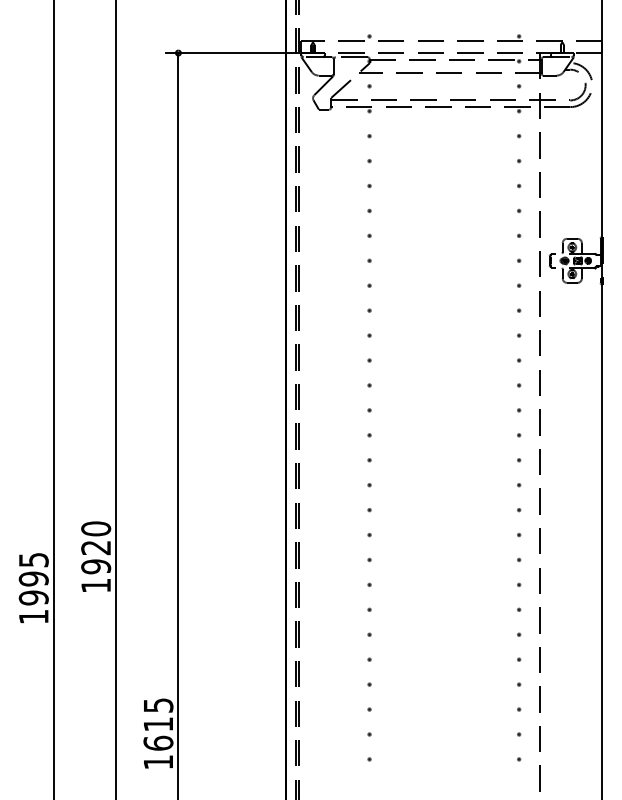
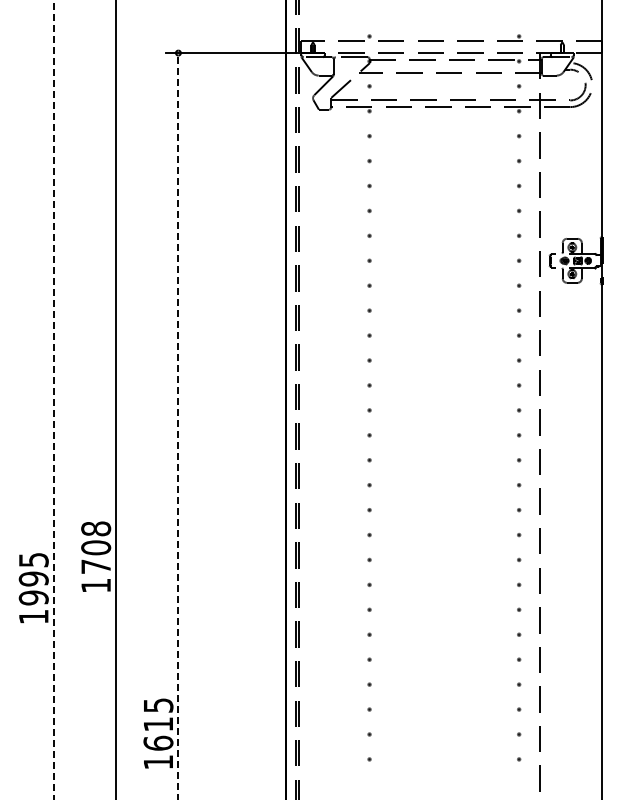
line: solid -> dashed (53, 400)
line: solid -> dashed (178, 425)
text: 1920 -> 1708 (96, 547)
